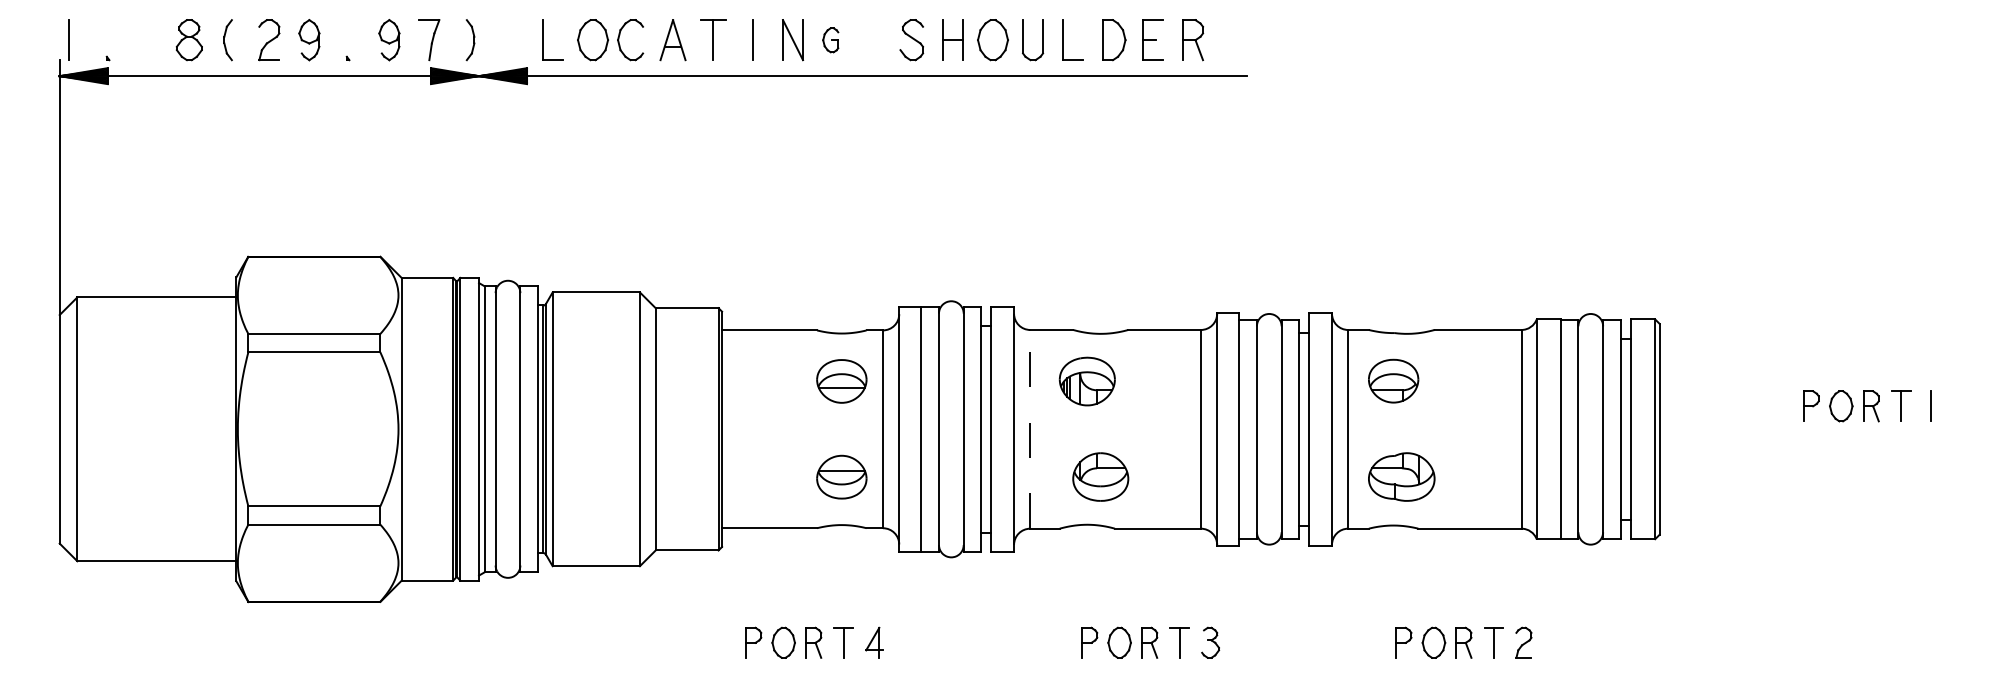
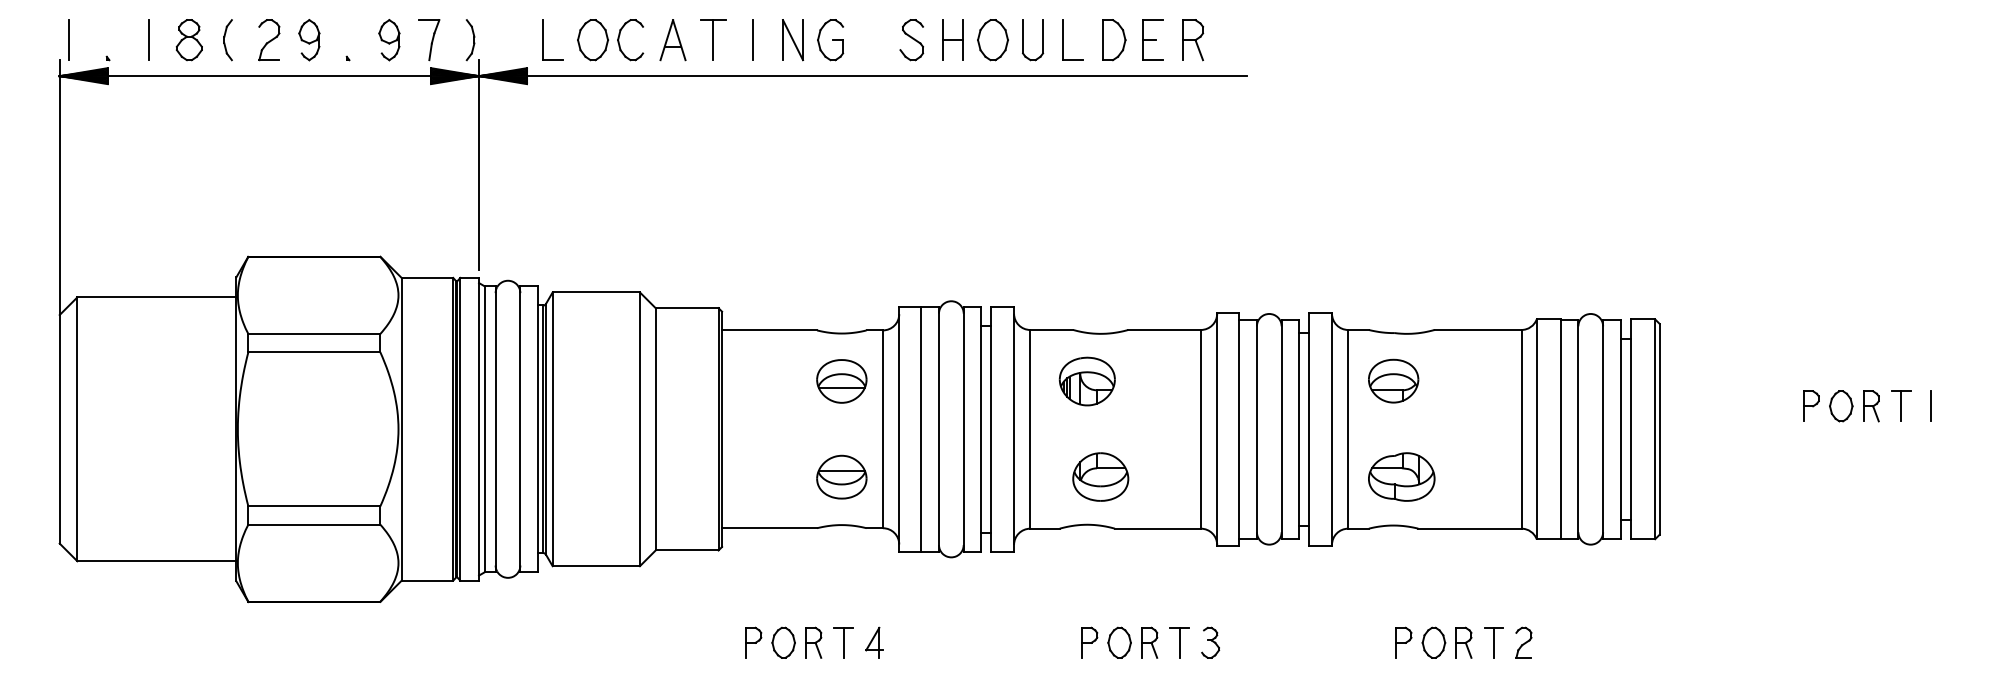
line: none -> present (149, 40)
part size: 18x27 px -> 28x43 px (830, 40)
line: none -> present (479, 164)
line: dashed -> solid (1030, 428)
